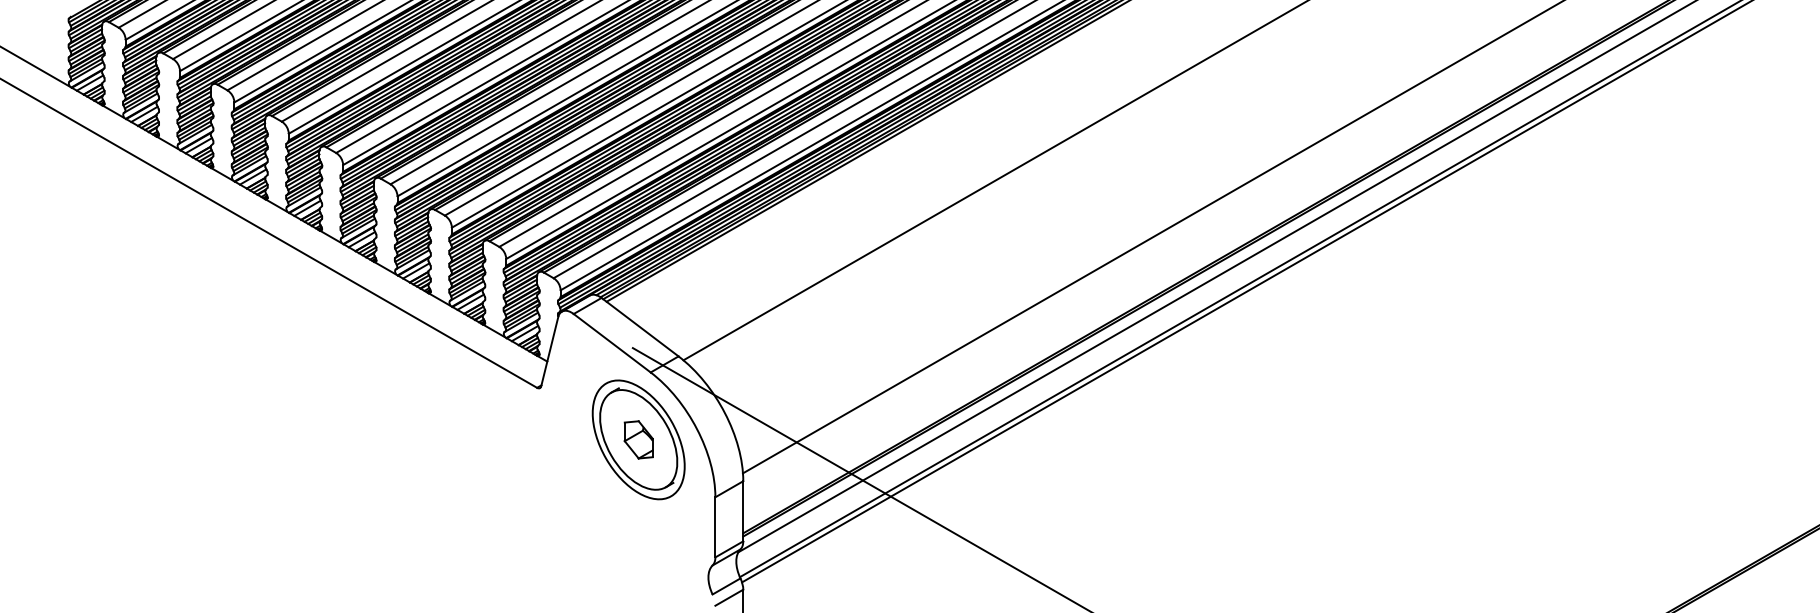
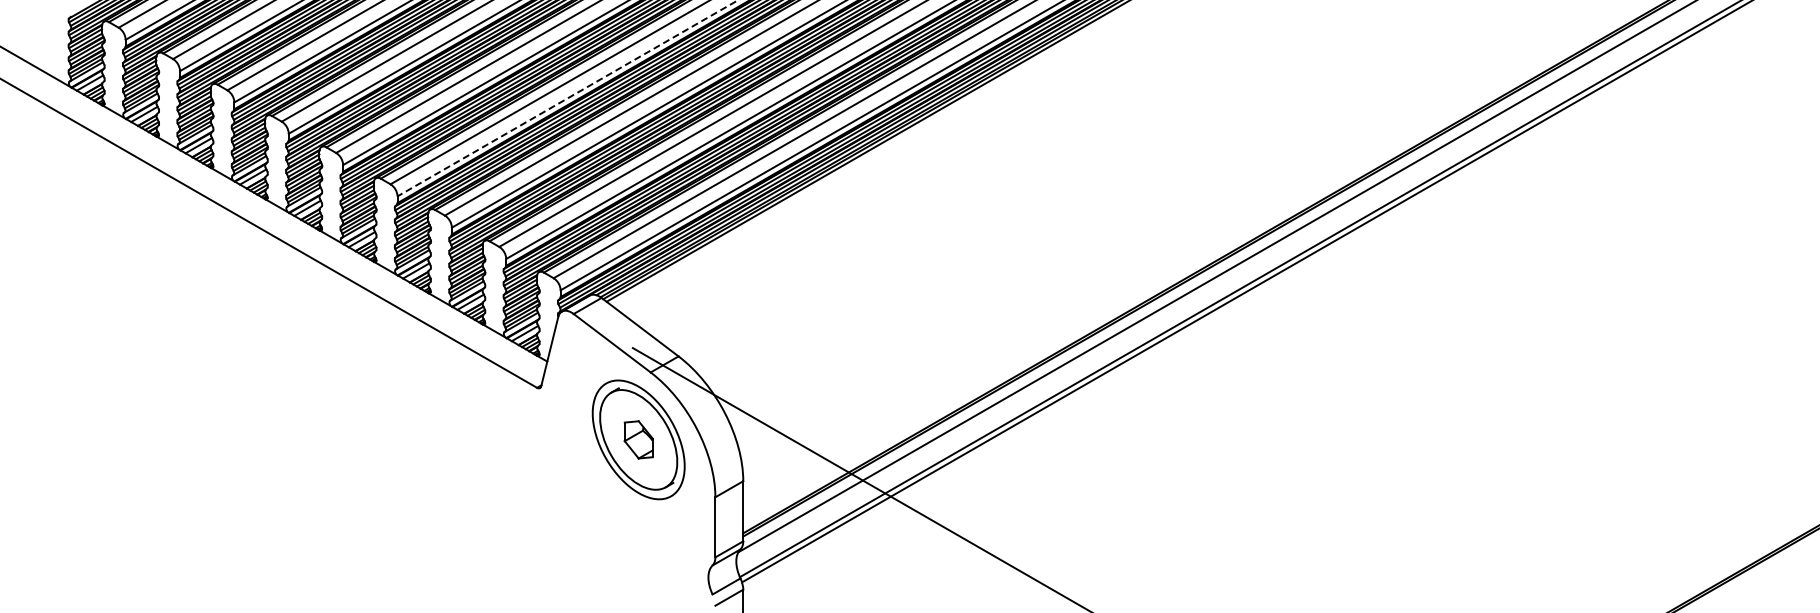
line: solid -> dashed (567, 98)
line: present -> none (994, 181)
line: present -> none (1151, 237)
